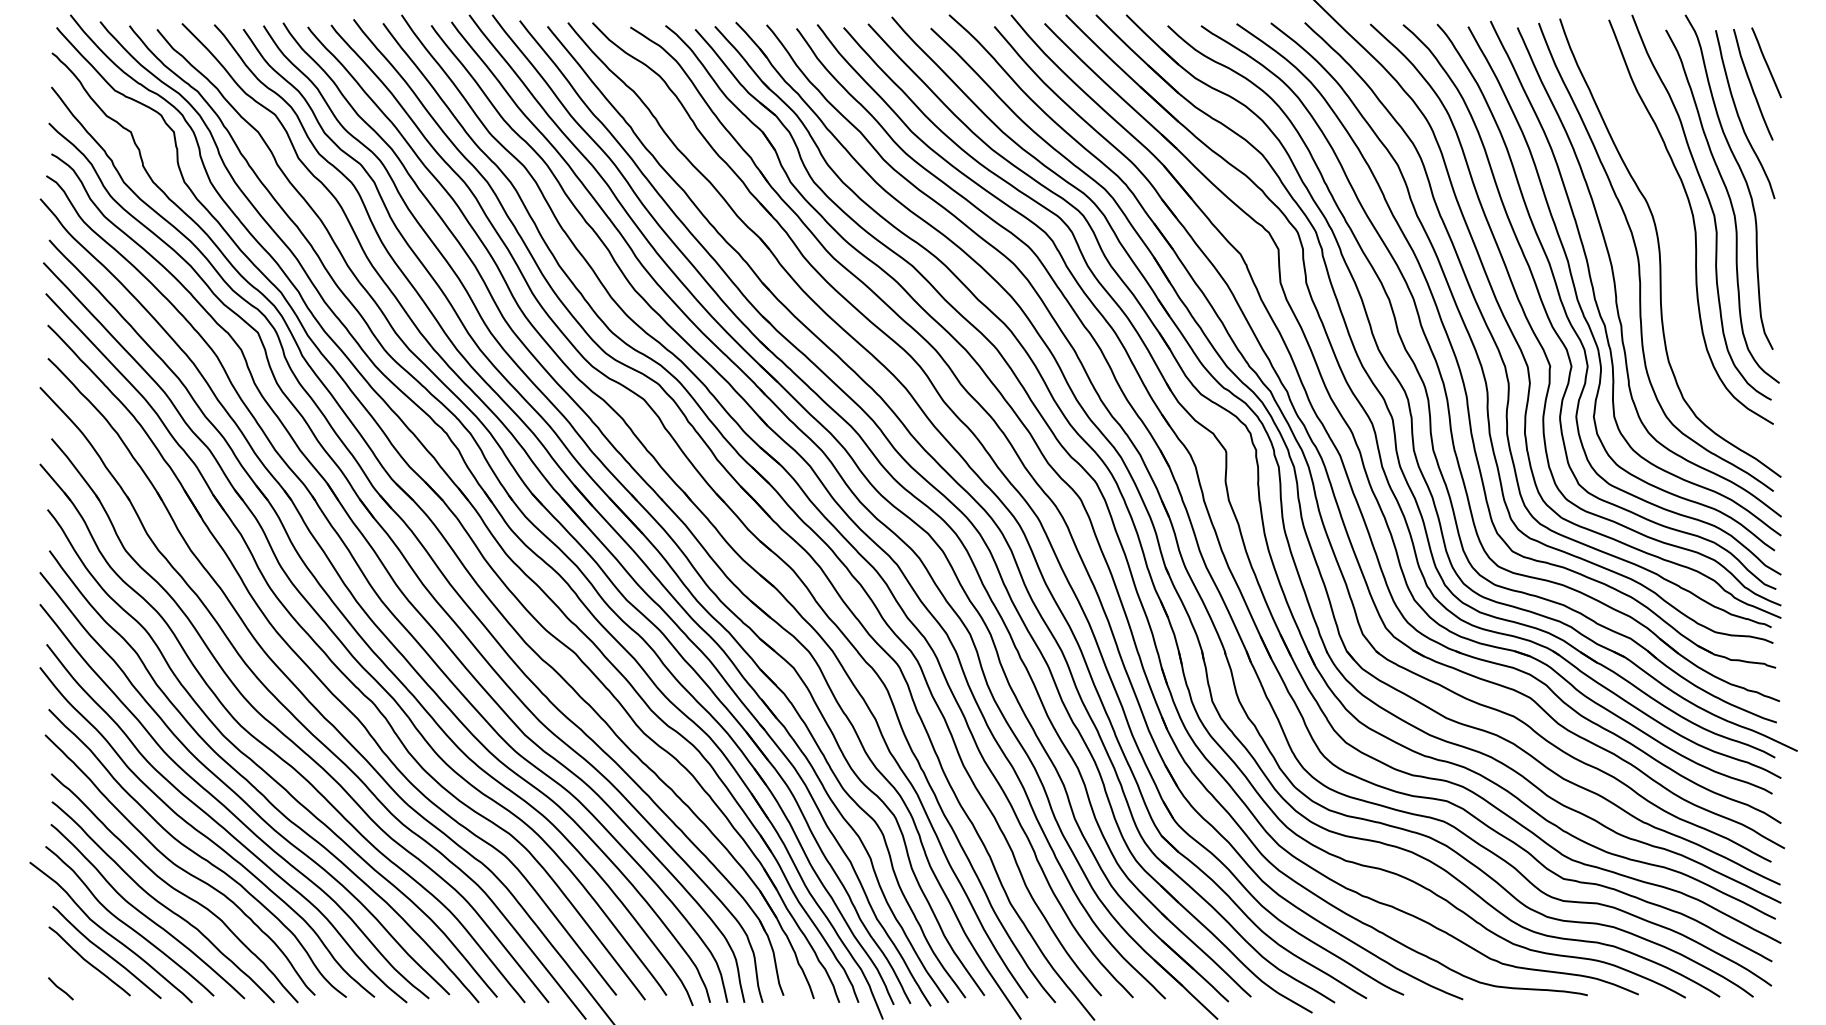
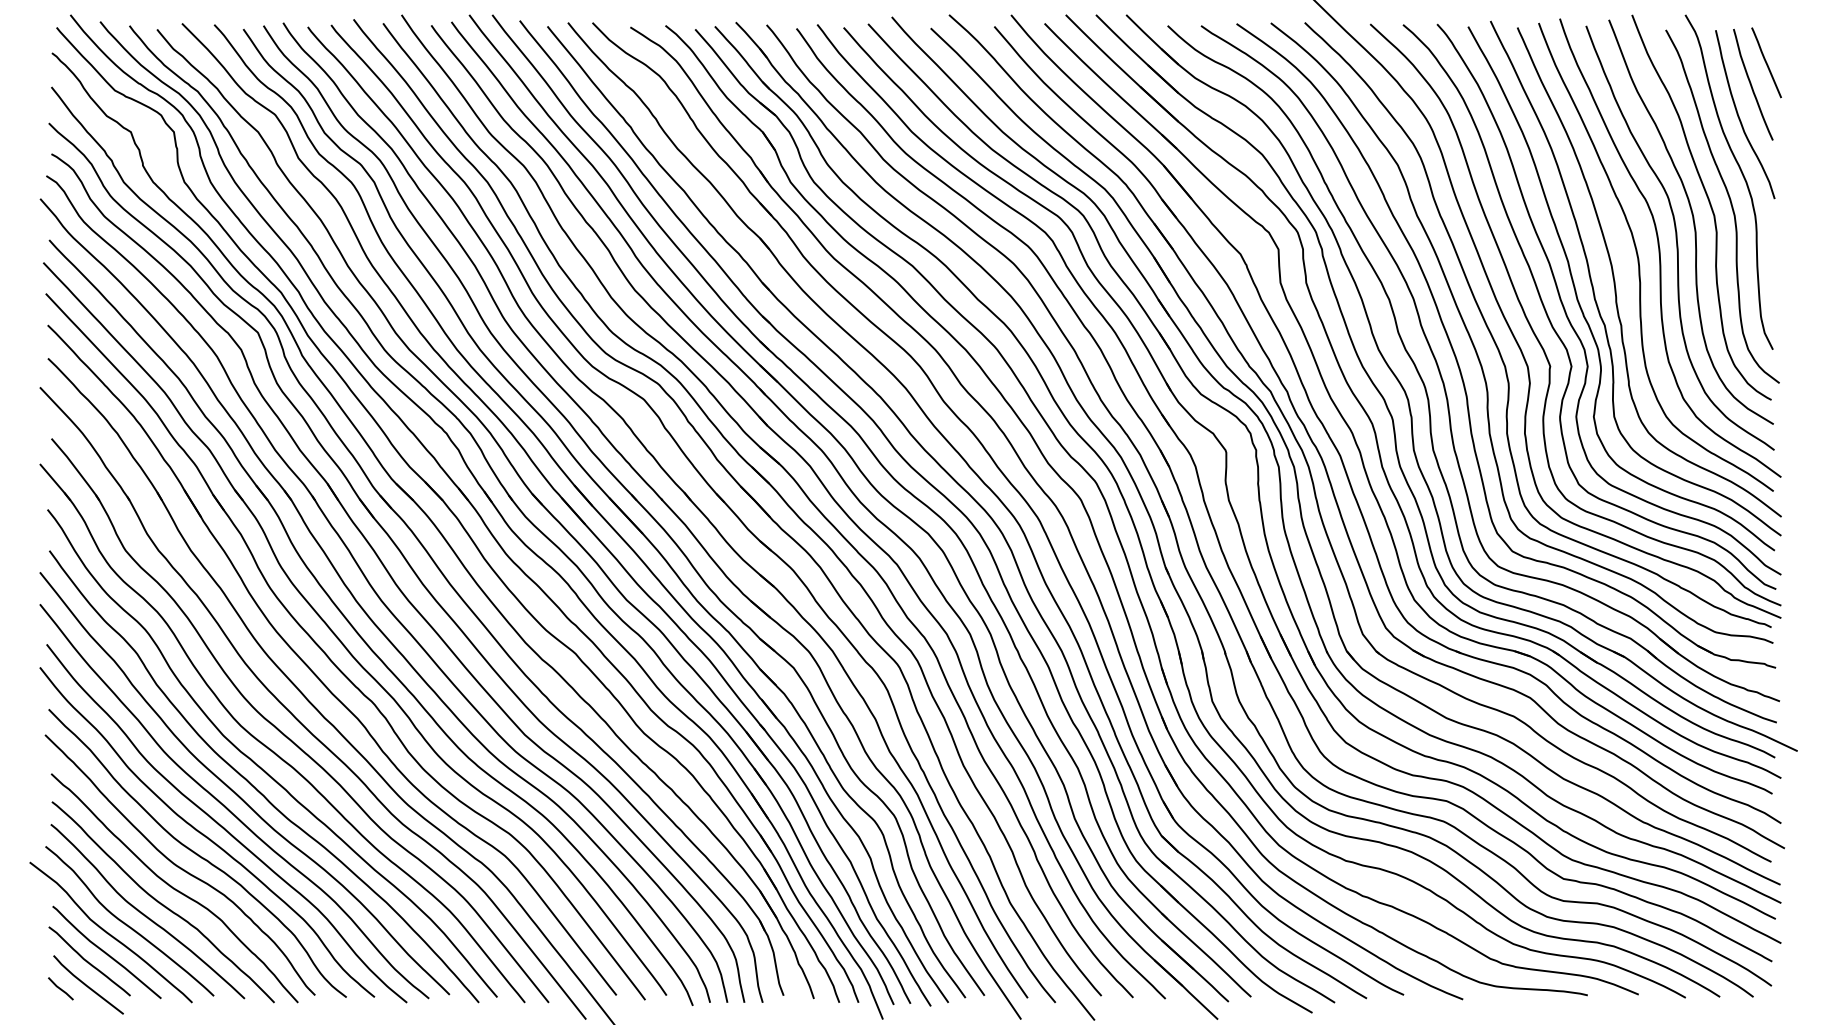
curve: none -> present (1677, 237)
curve: none -> present (87, 985)
